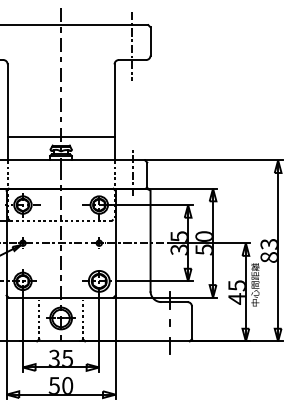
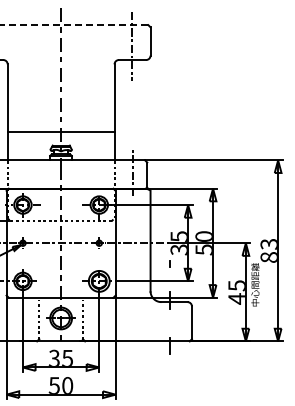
line: solid -> dashed (74, 25)
line position: (60, 137) -> (60, 132) (60, 132)
line position: (169, 322) -> (169, 263) (169, 263)
